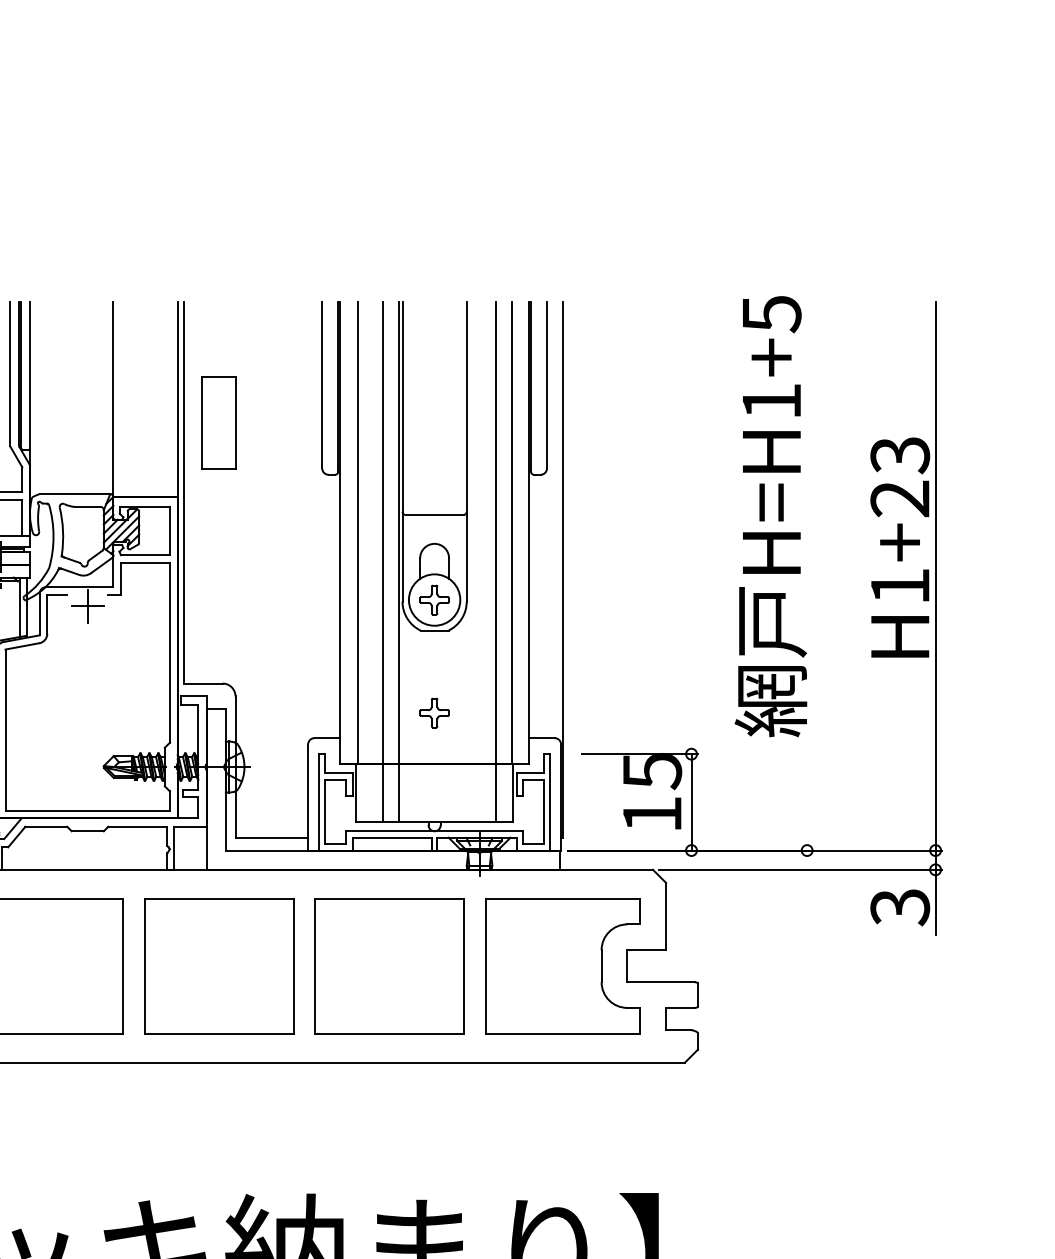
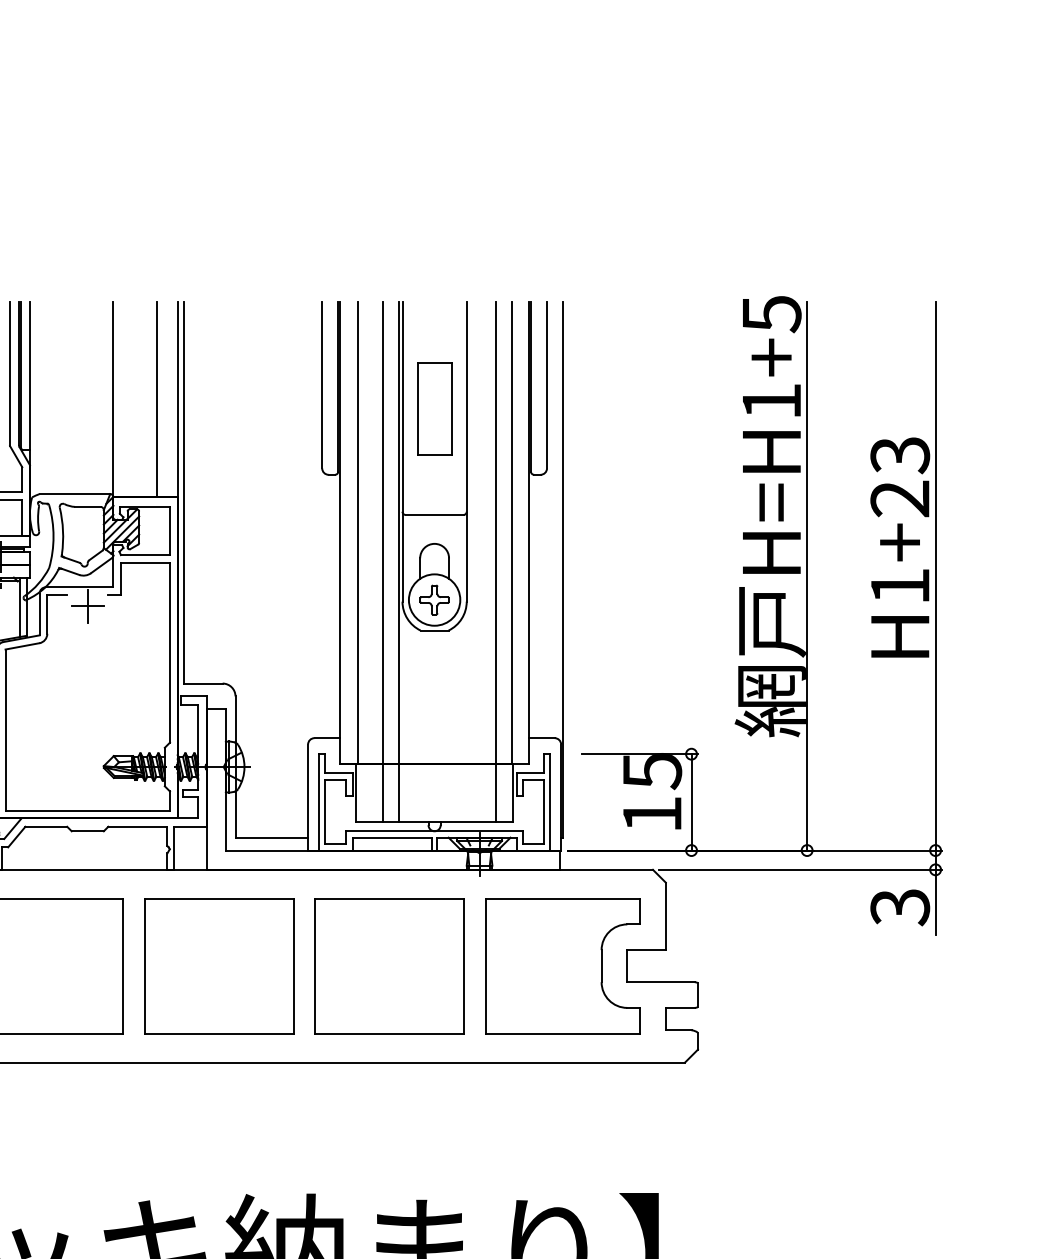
line: none -> present (156, 399)
part position: (218, 422) -> (434, 408) (434, 408)
line: none -> present (807, 575)
part: present -> none (434, 712)
